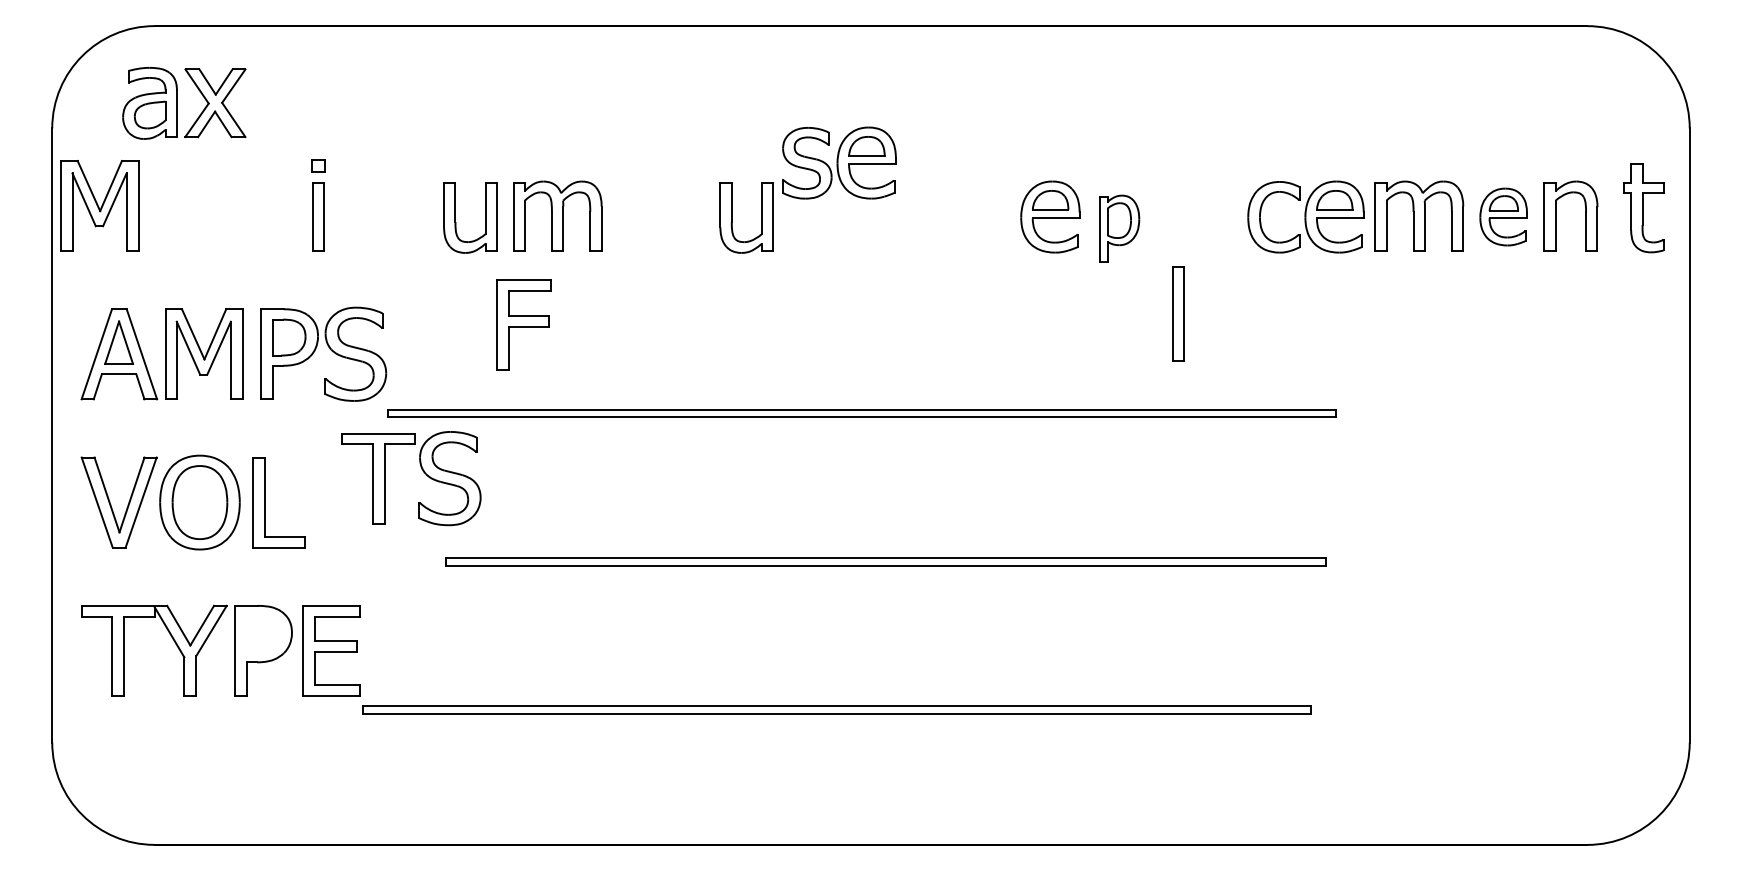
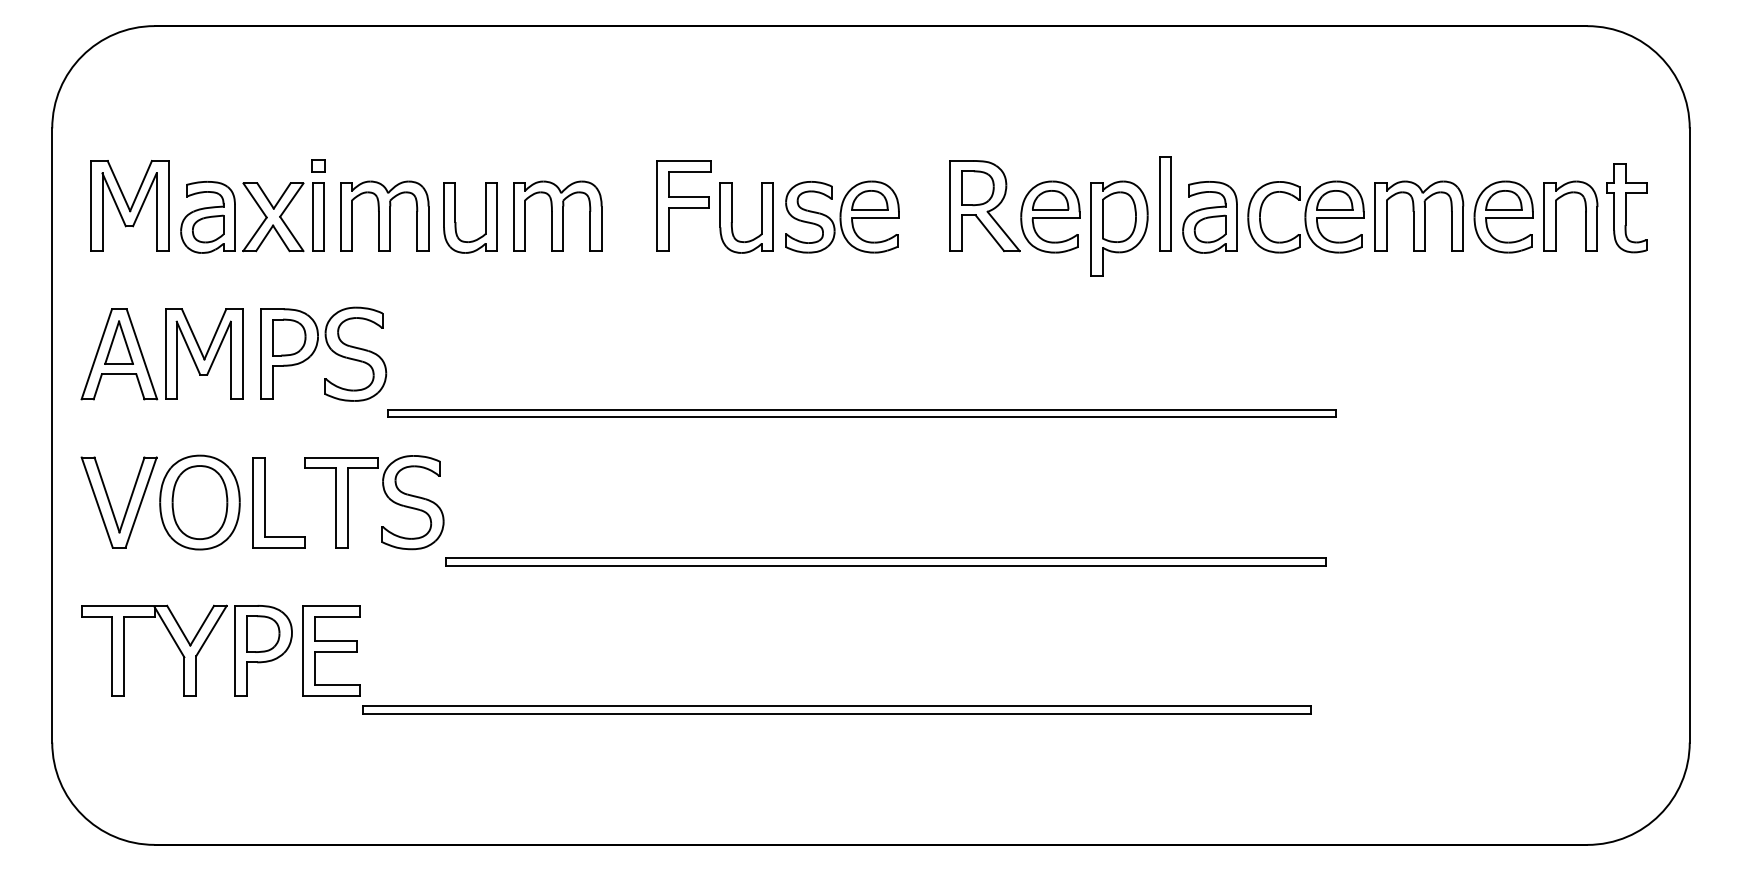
part position: (177, 103) -> (235, 217) (235, 217)
part position: (839, 162) -> (842, 216) (842, 216)
part position: (99, 205) -> (129, 205) (129, 205)
part: none -> present (984, 206)
part position: (1643, 208) -> (1626, 208) (1626, 208)
part: none -> present (384, 215)
part size: 49x60 px -> 61x74 px (1503, 216)
part: none -> present (1209, 217)
part size: 42x69 px -> 59x97 px (1119, 228)
part position: (1178, 313) -> (1165, 203) (1165, 203)
part position: (523, 324) -> (683, 205) (683, 205)
part position: (422, 471) -> (385, 495) (385, 495)
part: none -> present (263, 633)
